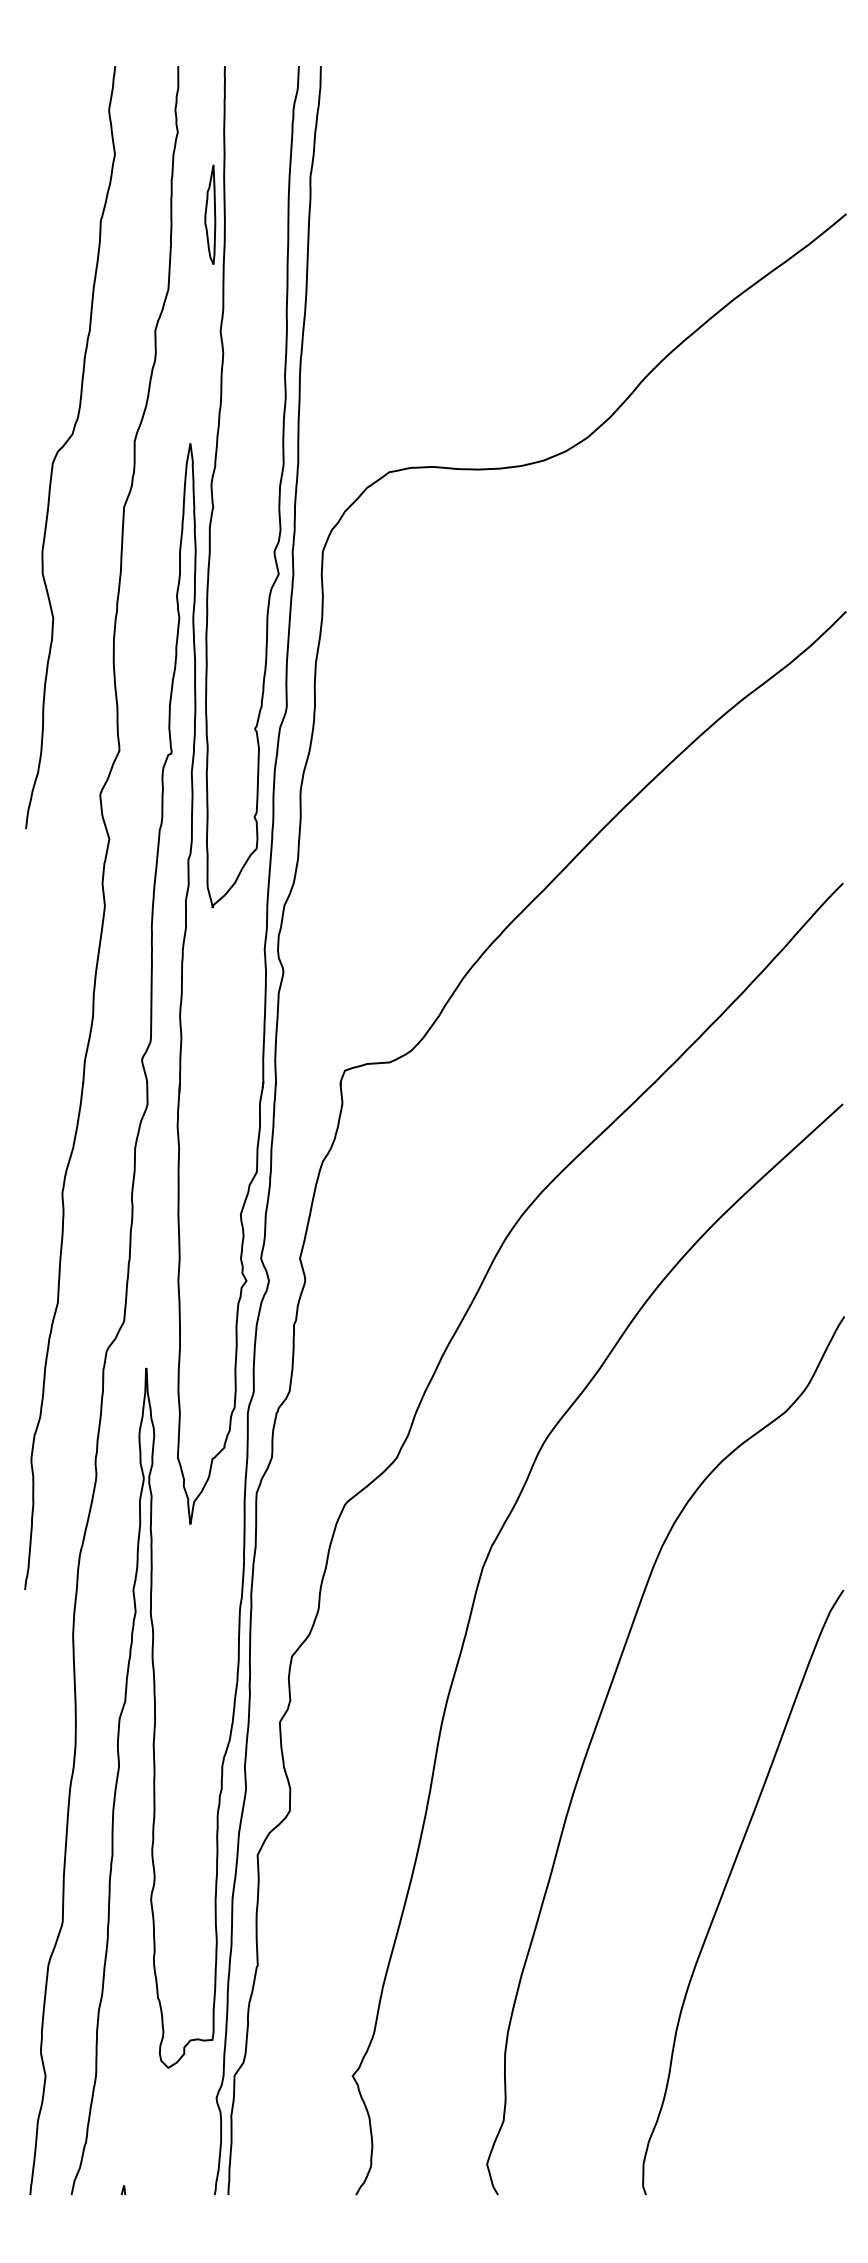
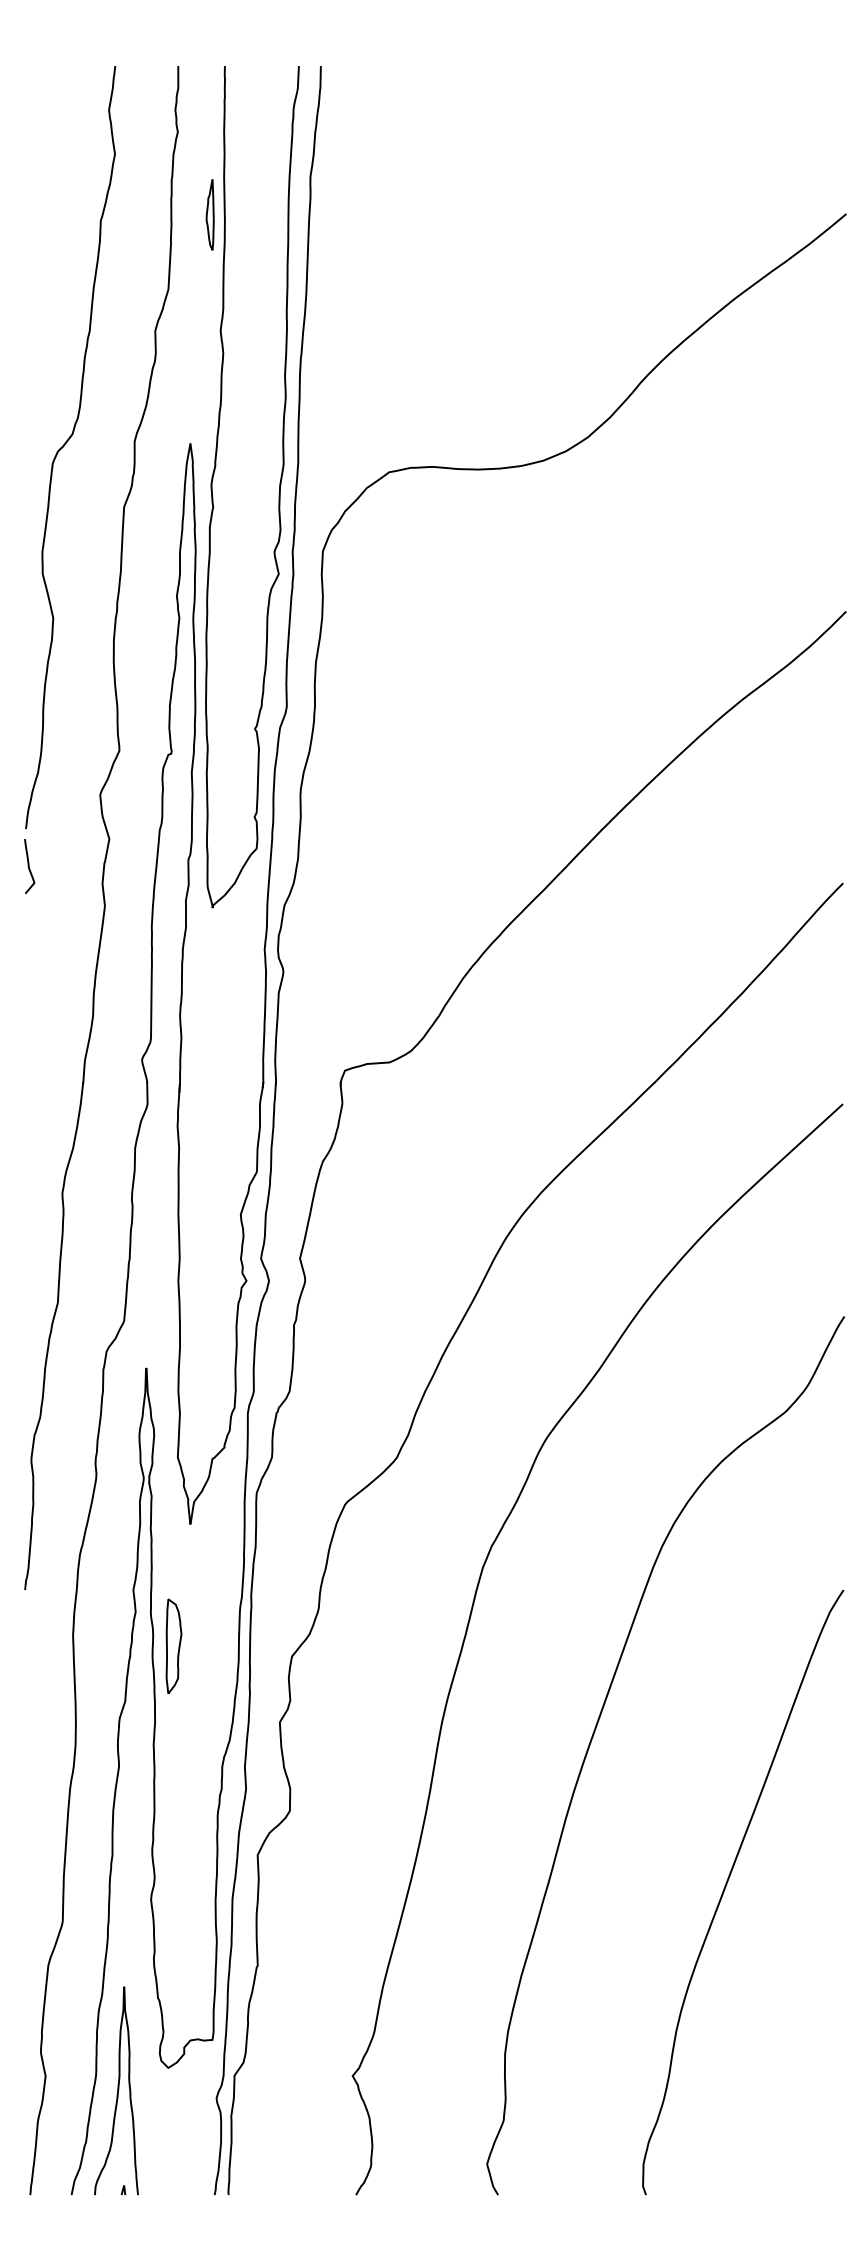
part size: 13x101 px -> 10x72 px (209, 214)
curve: none -> present (29, 866)
part: none -> present (173, 1645)
curve: none -> present (117, 2090)
